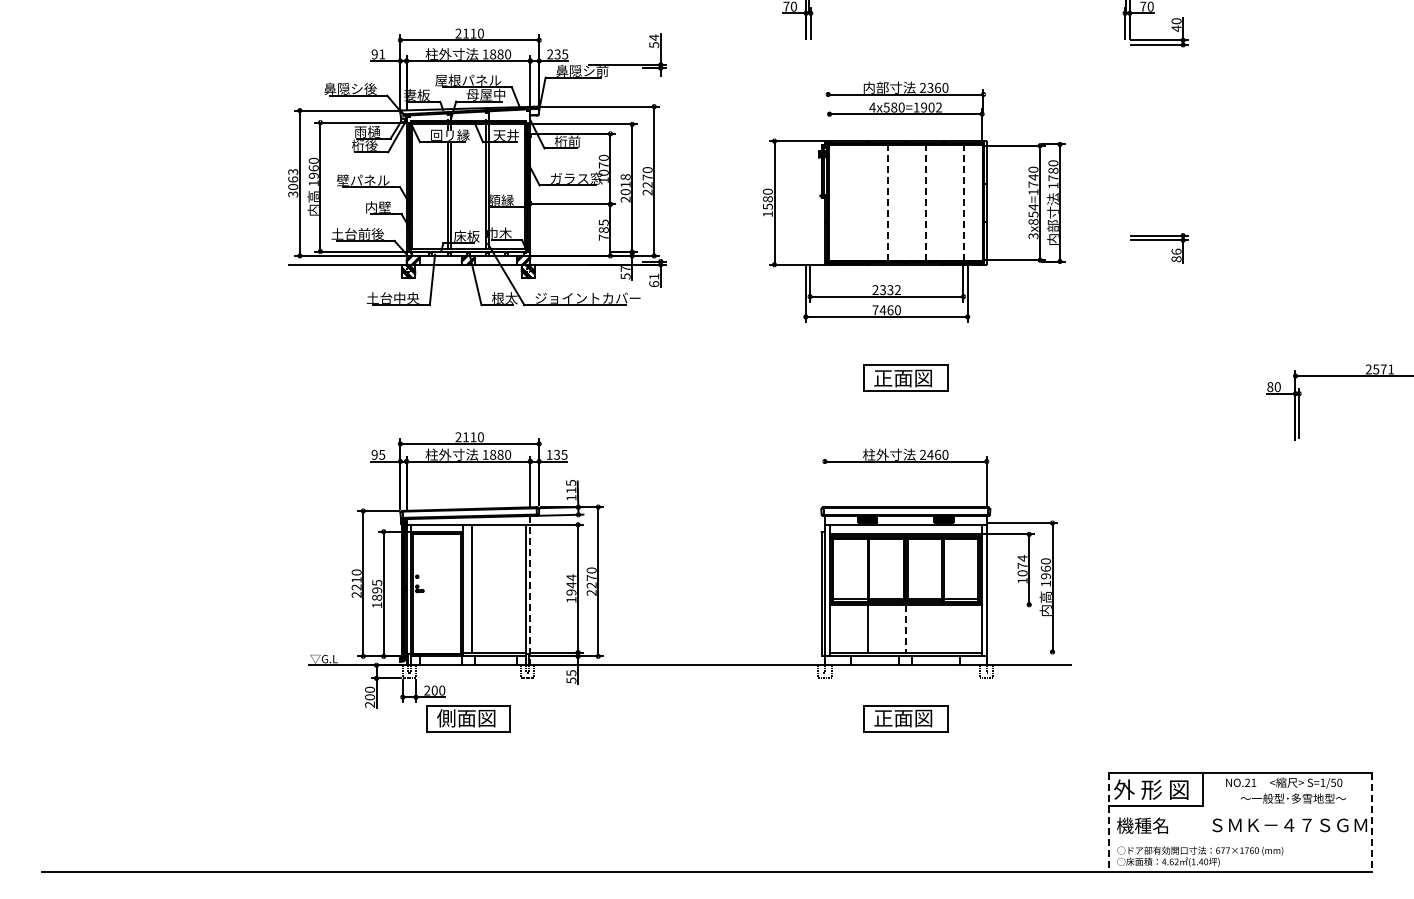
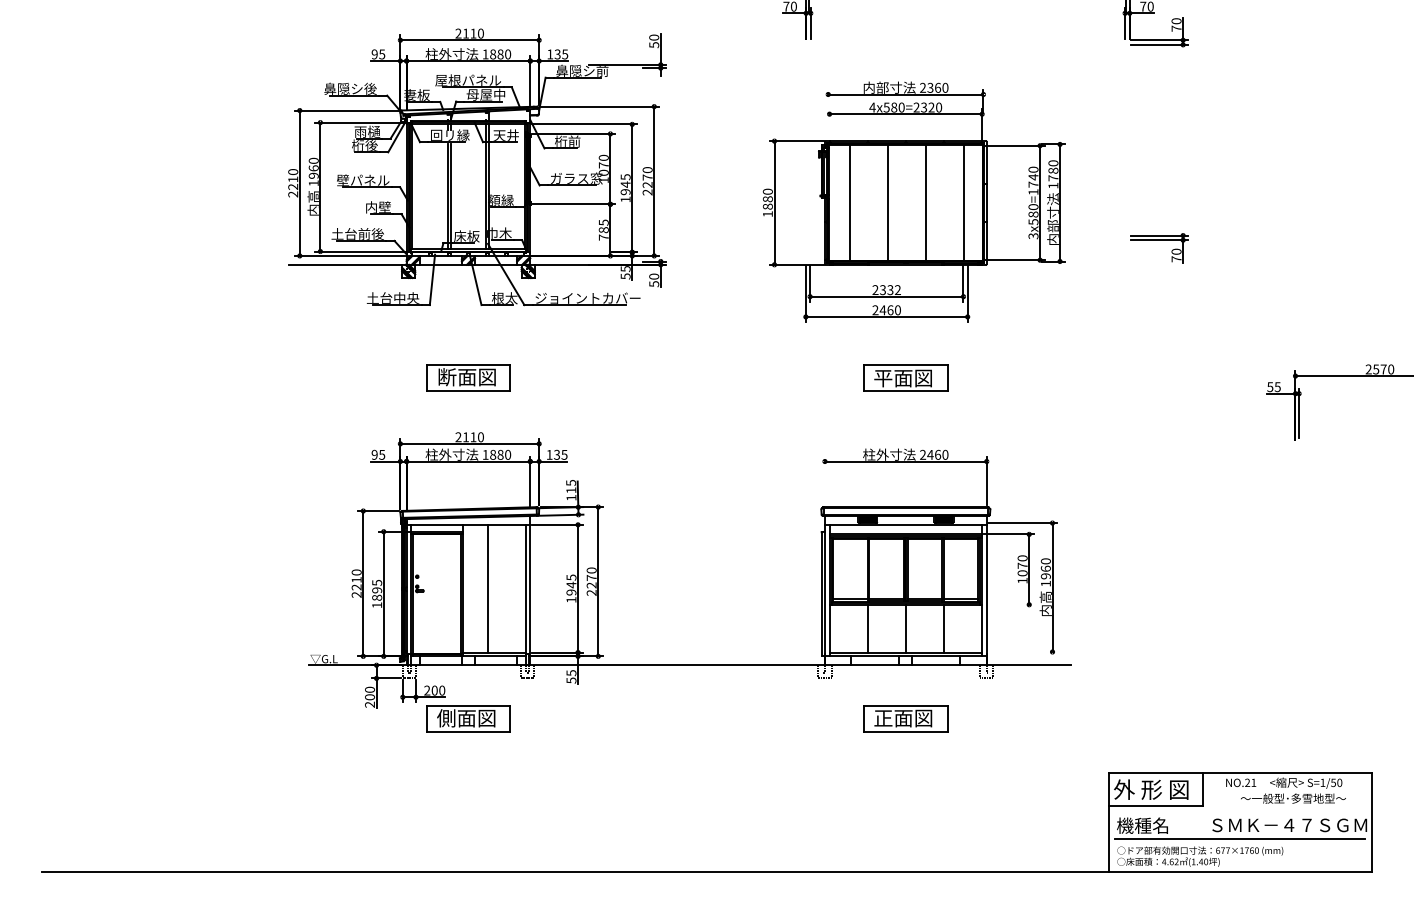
text: 40 -> 70 (1176, 28)
text: 54 -> 50 (654, 37)
text: 91 -> 95 (382, 54)
text: 235 -> 135 (550, 54)
text: 4x580=1902 -> 4x580=2320 (927, 107)
text: 3063 -> 2210 (293, 183)
text: 2018 -> 1945 (625, 188)
line: none -> present (849, 202)
line: dashed -> solid (887, 202)
line: dashed -> solid (925, 202)
line: dashed -> solid (964, 202)
text: 1580 -> 1880 (767, 206)
text: 3x854=1740 -> 3x580=1740 (1033, 214)
text: 86 -> 70 (1176, 255)
text: 57 -> 55 (625, 269)
text: 61 -> 50 (654, 280)
text: 7460 -> 2460 (875, 310)
text: 2571 -> 2570 (1391, 369)
part: none -> present (468, 377)
text: 正面図 -> 平面図 (883, 378)
text: 80 -> 55 (1273, 387)
text: 1074 -> 1070 (1022, 558)
text: 1944 -> 1945 (571, 577)
line position: (471, 588) -> (487, 588) (487, 588)
line: dashed -> solid (530, 590)
line: none -> present (943, 628)
line: dashed -> solid (905, 629)
line: dashed -> solid (1108, 822)
line: dashed -> solid (1371, 822)
line: none -> present (1240, 838)
